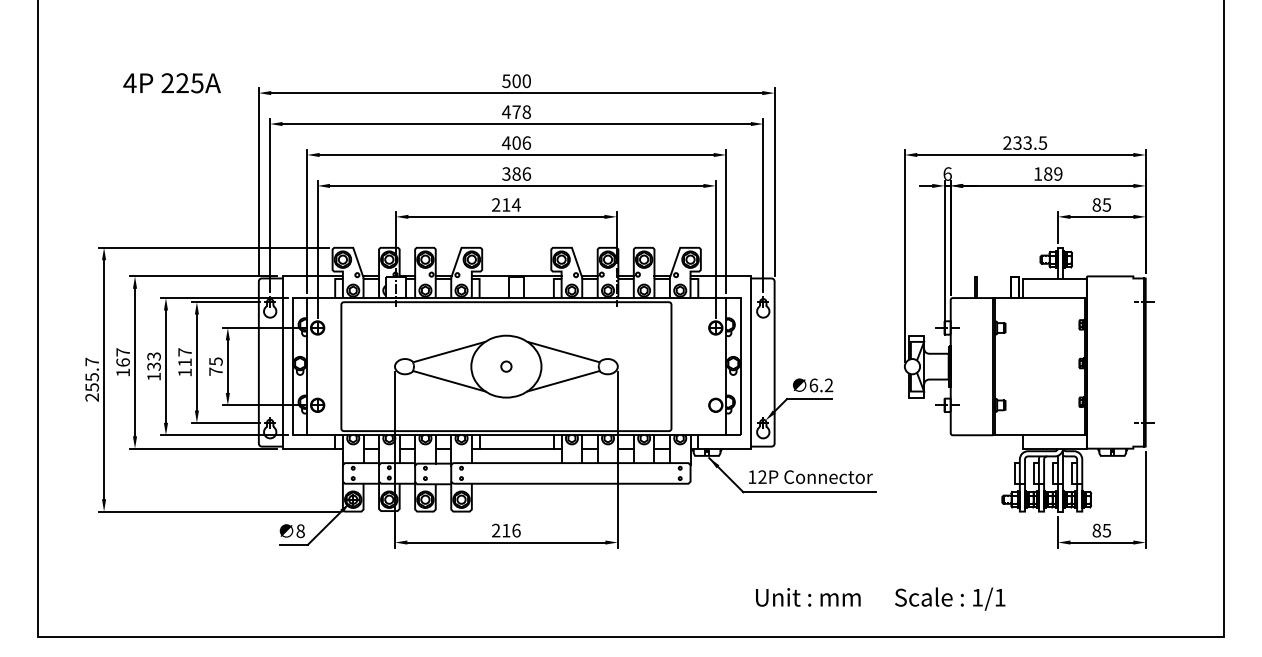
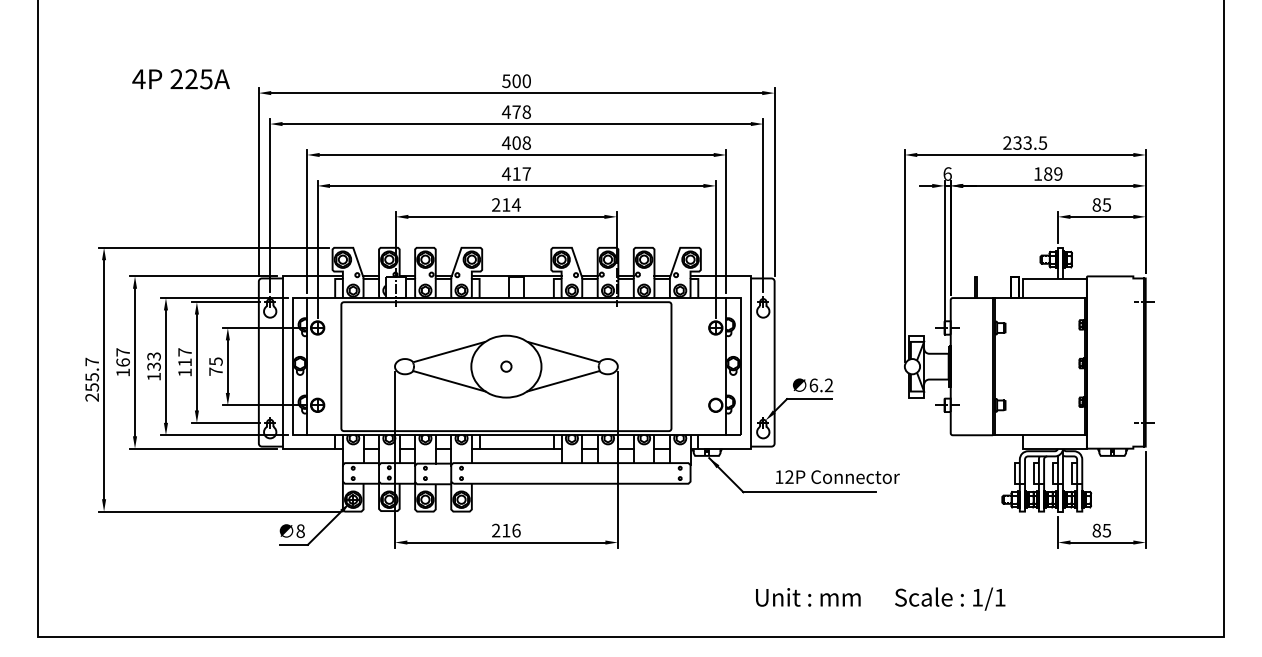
text position: (171, 83) -> (180, 79) (180, 79)
text: 406 -> 408 (526, 142)
text: 386 -> 417 (516, 173)
text position: (810, 476) -> (837, 476) (837, 476)
